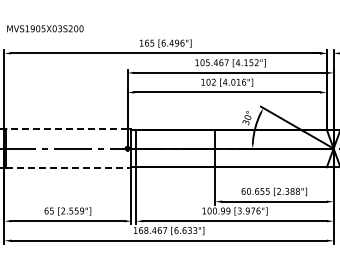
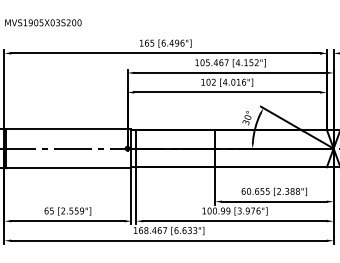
text position: (45, 28) -> (43, 22) (43, 22)
line: dashed -> solid (66, 129)
line: dashed -> solid (66, 168)
